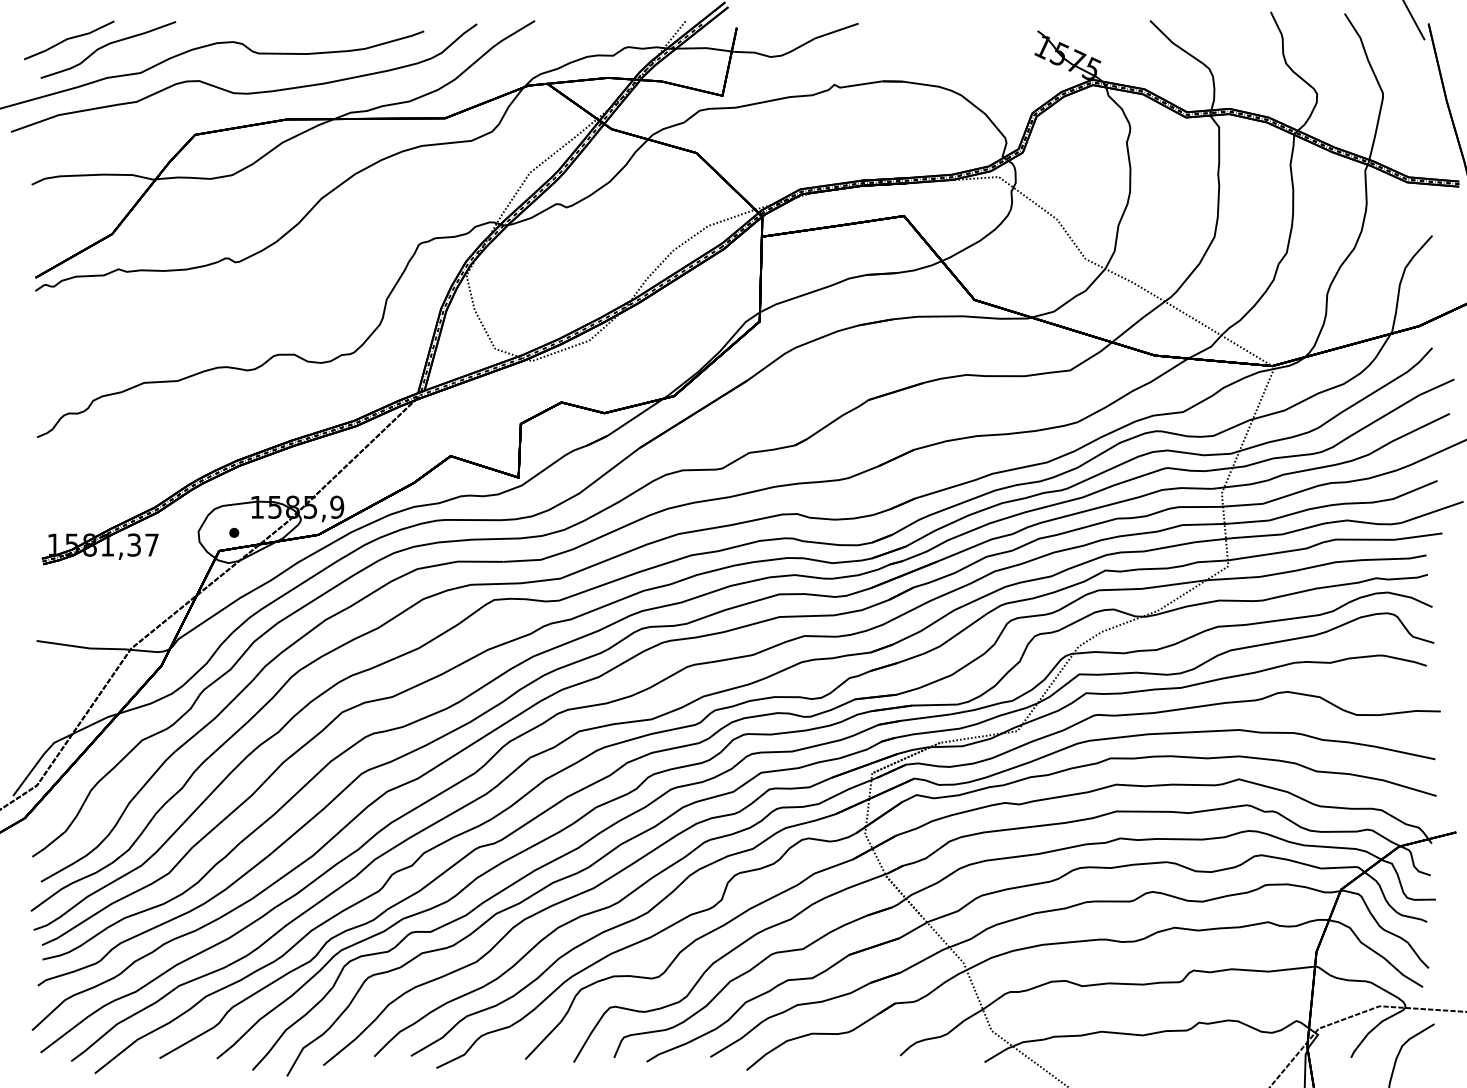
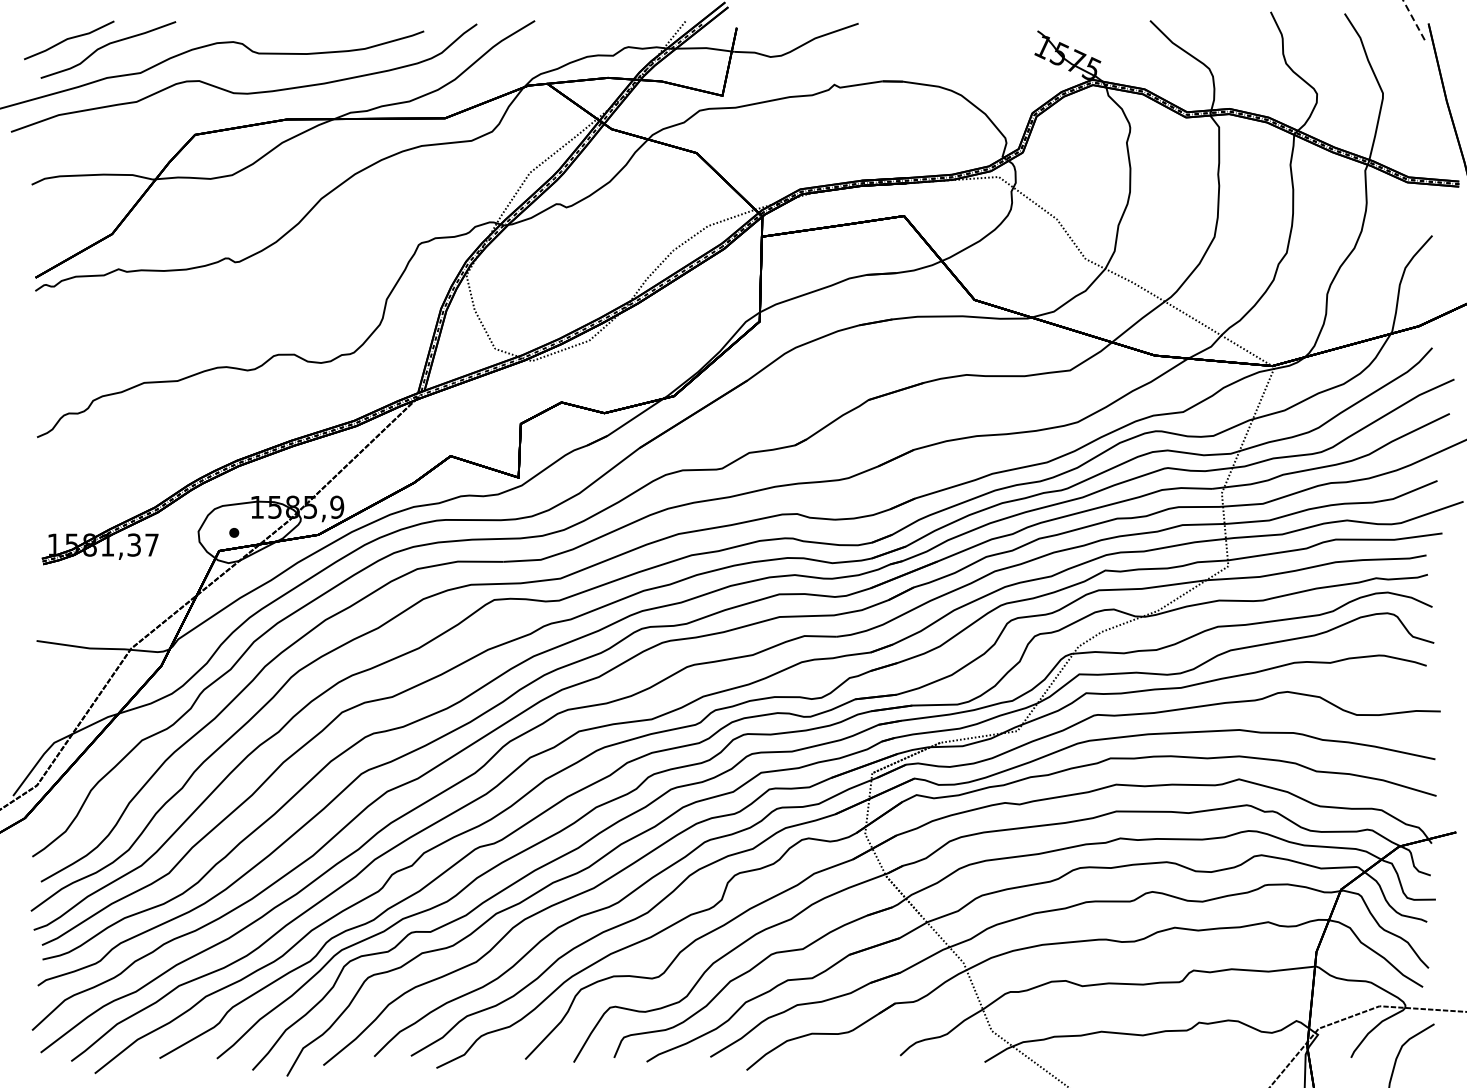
line: solid -> dashed (1413, 20)
